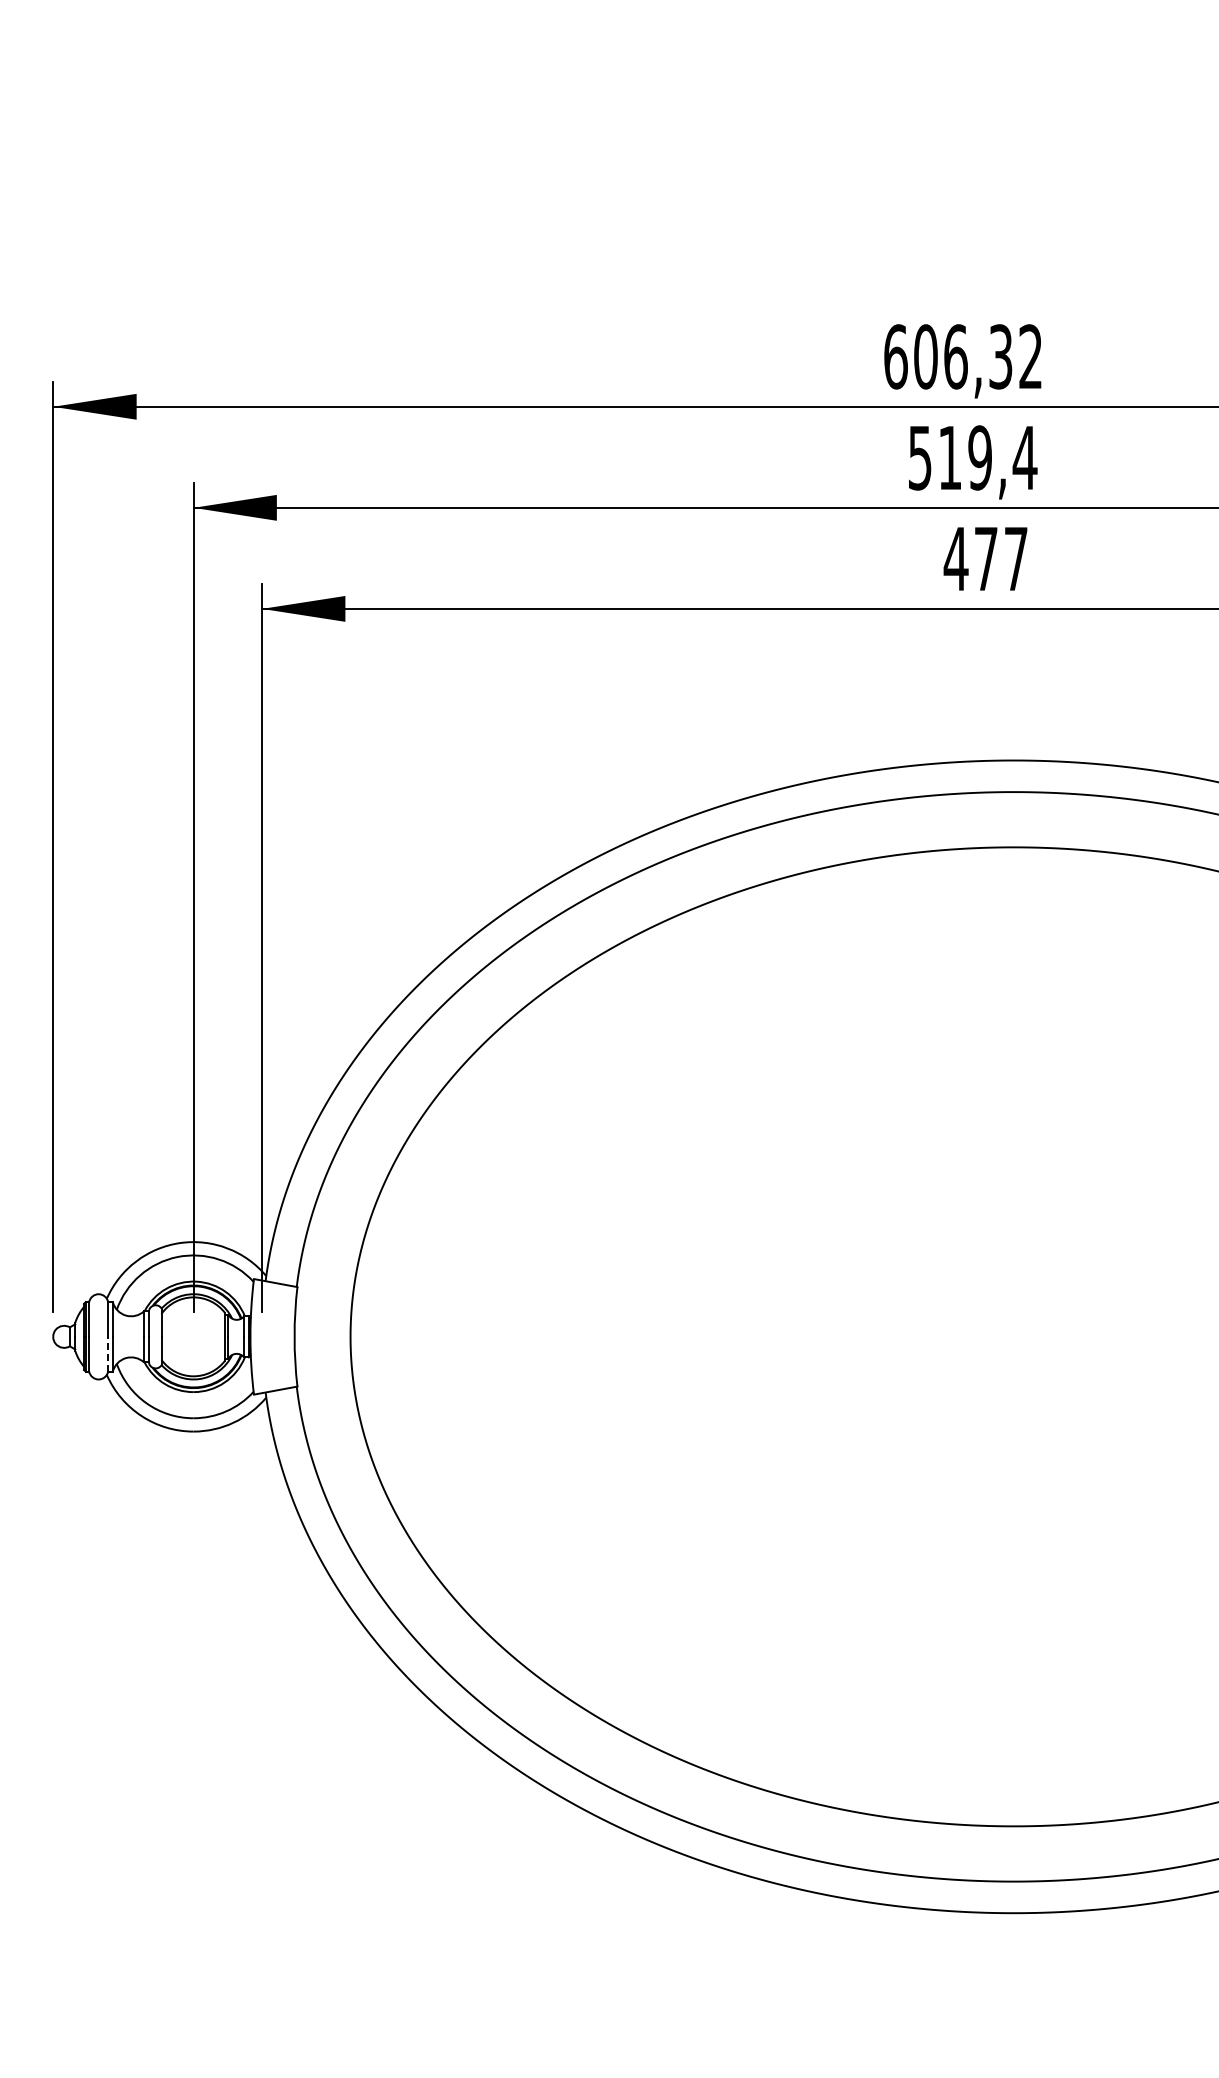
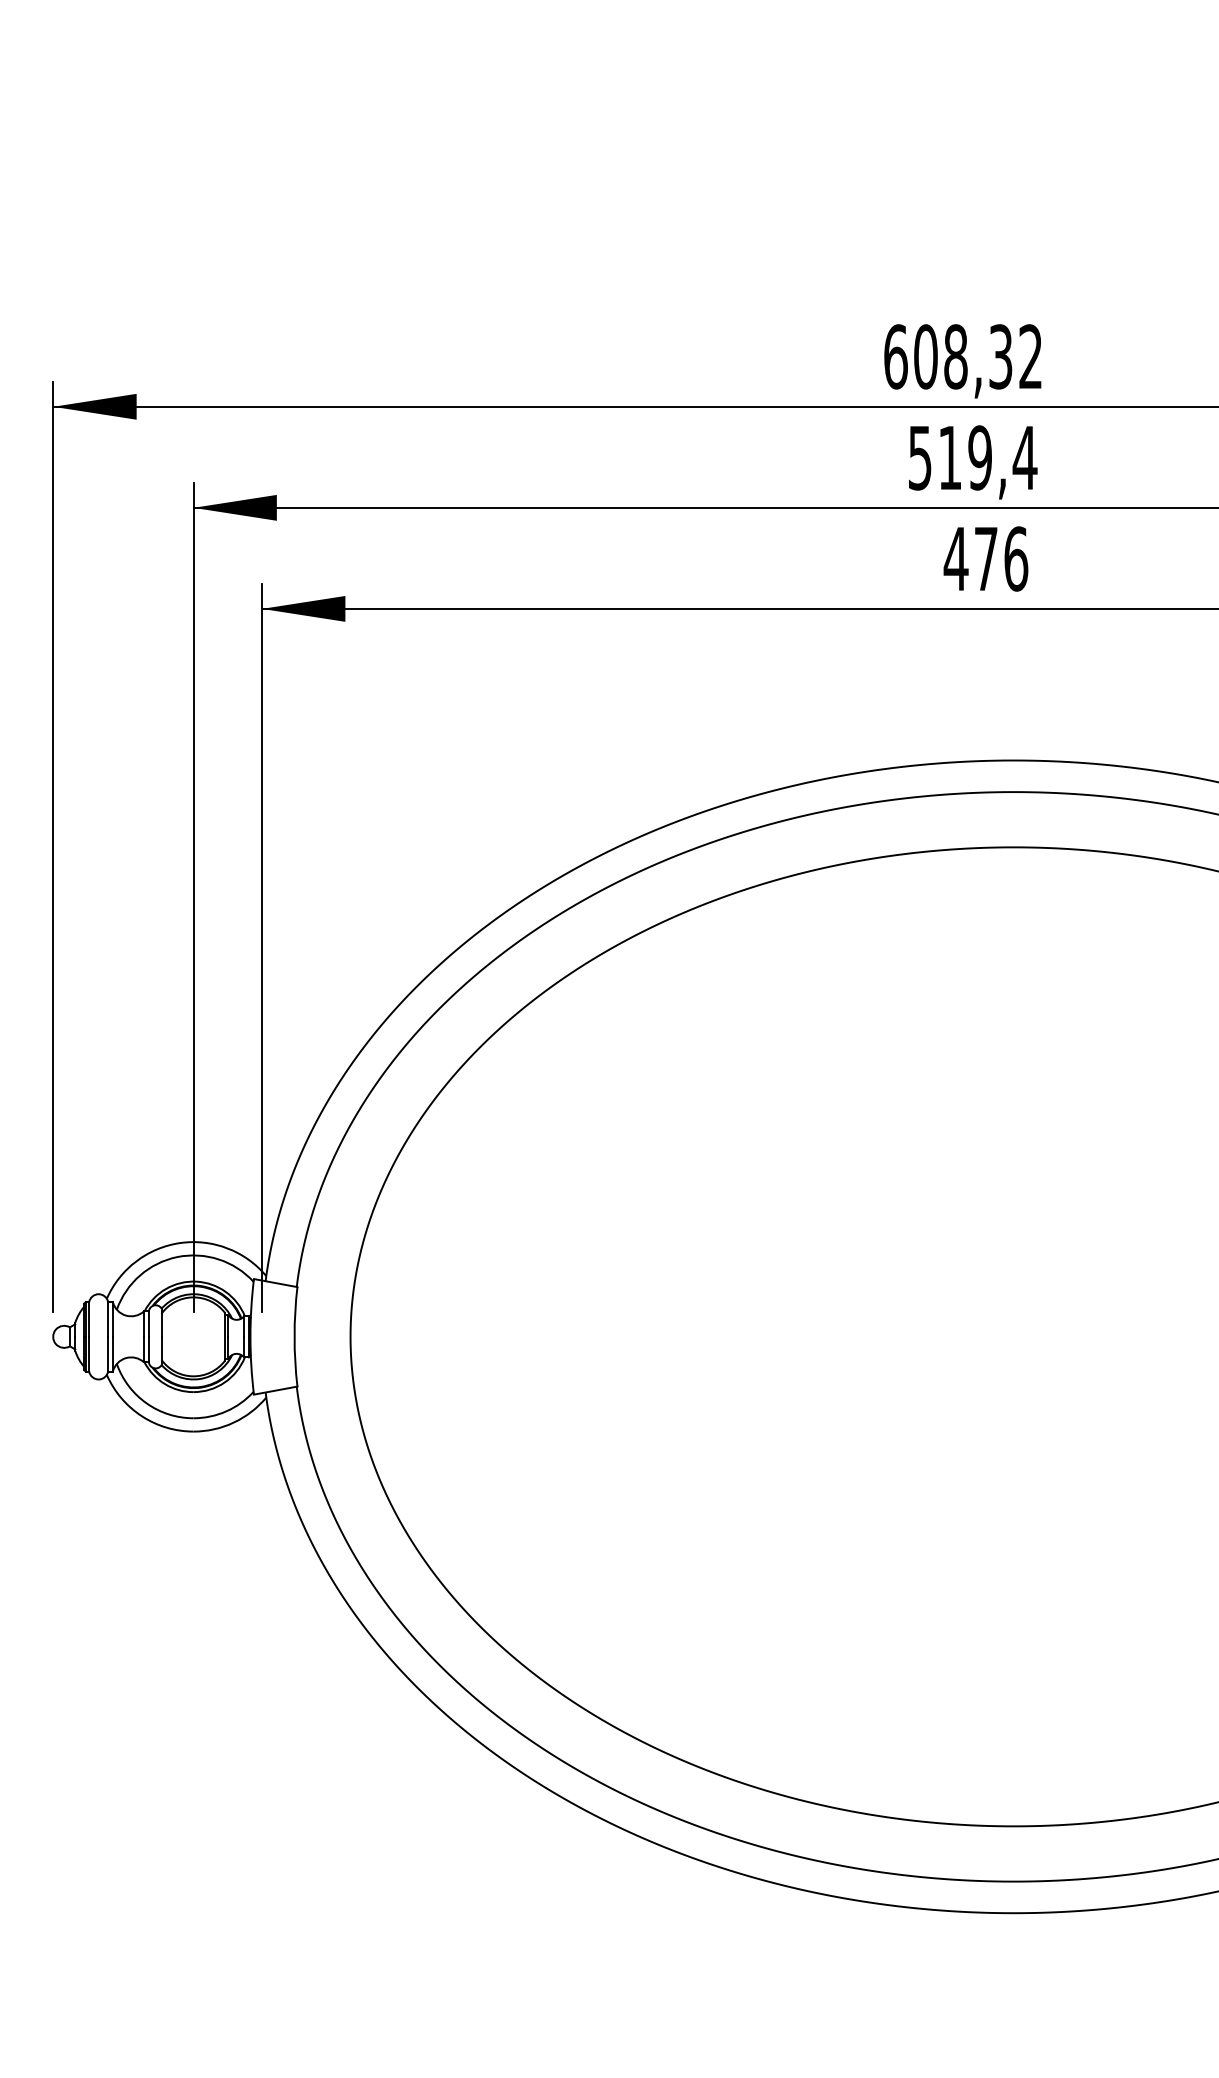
text: 606,32 -> 608,32 (955, 356)
text: 477 -> 476 (1016, 558)
line: dashed -> solid (108, 1353)
